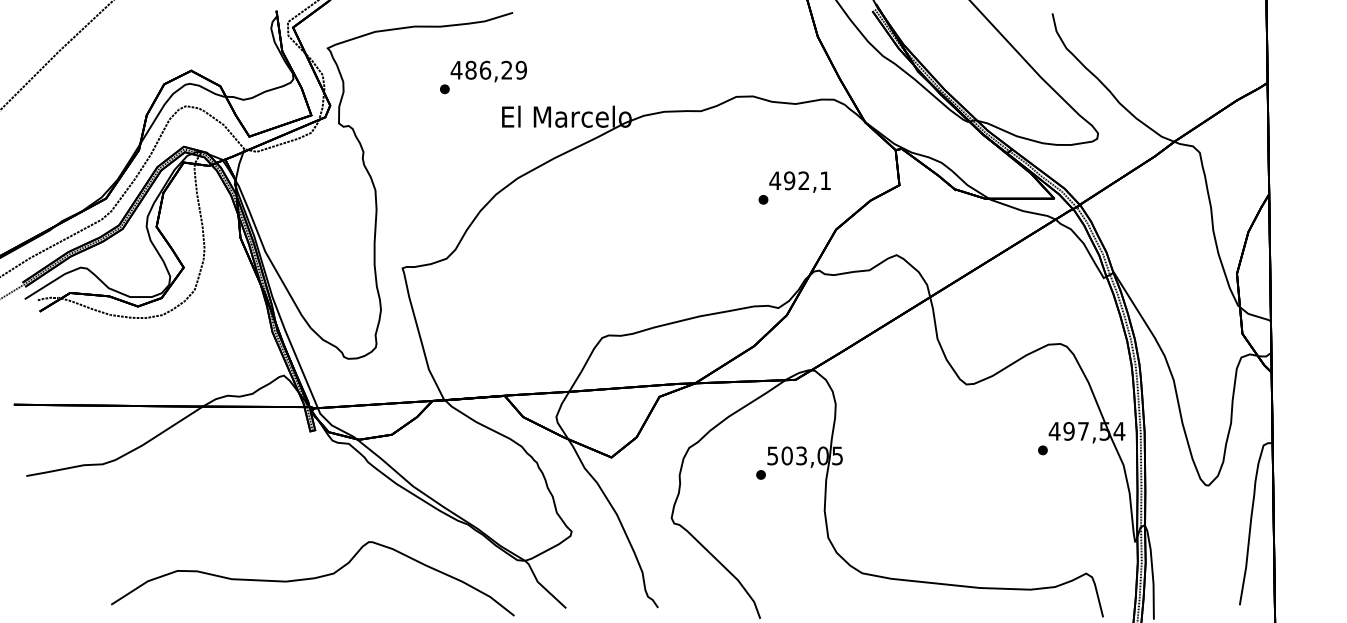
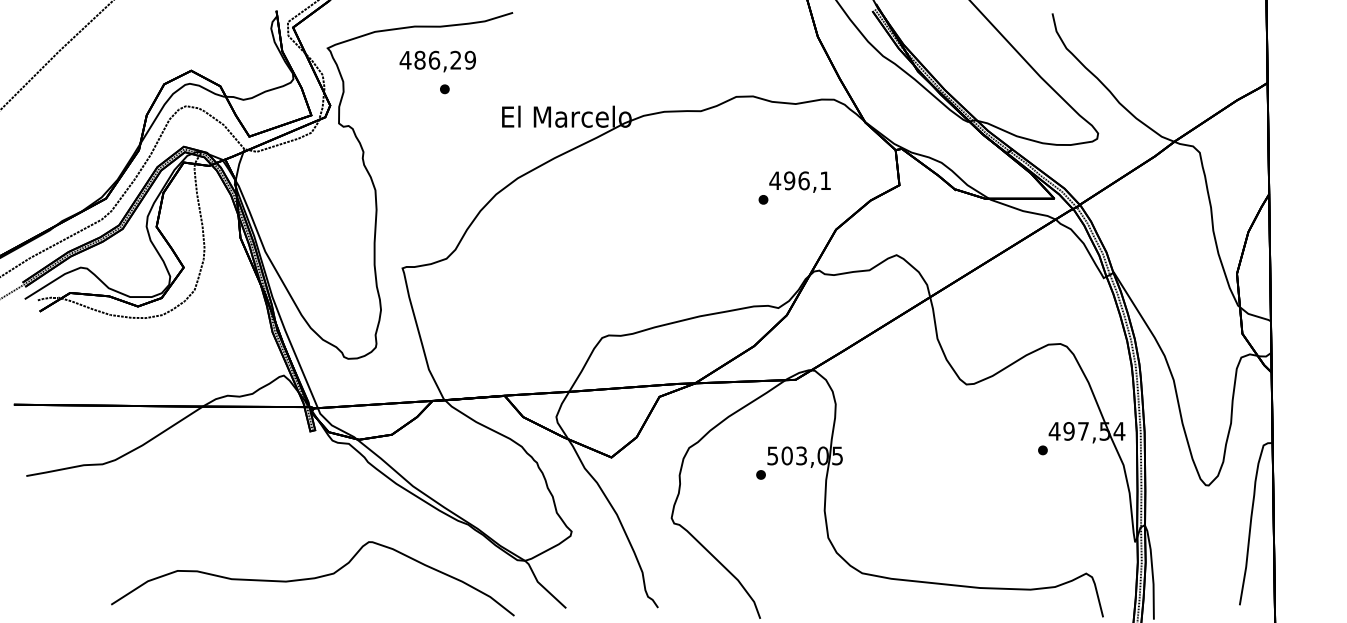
text position: (488, 71) -> (437, 61) (437, 61)
text: 492,1 -> 496,1 (803, 180)
